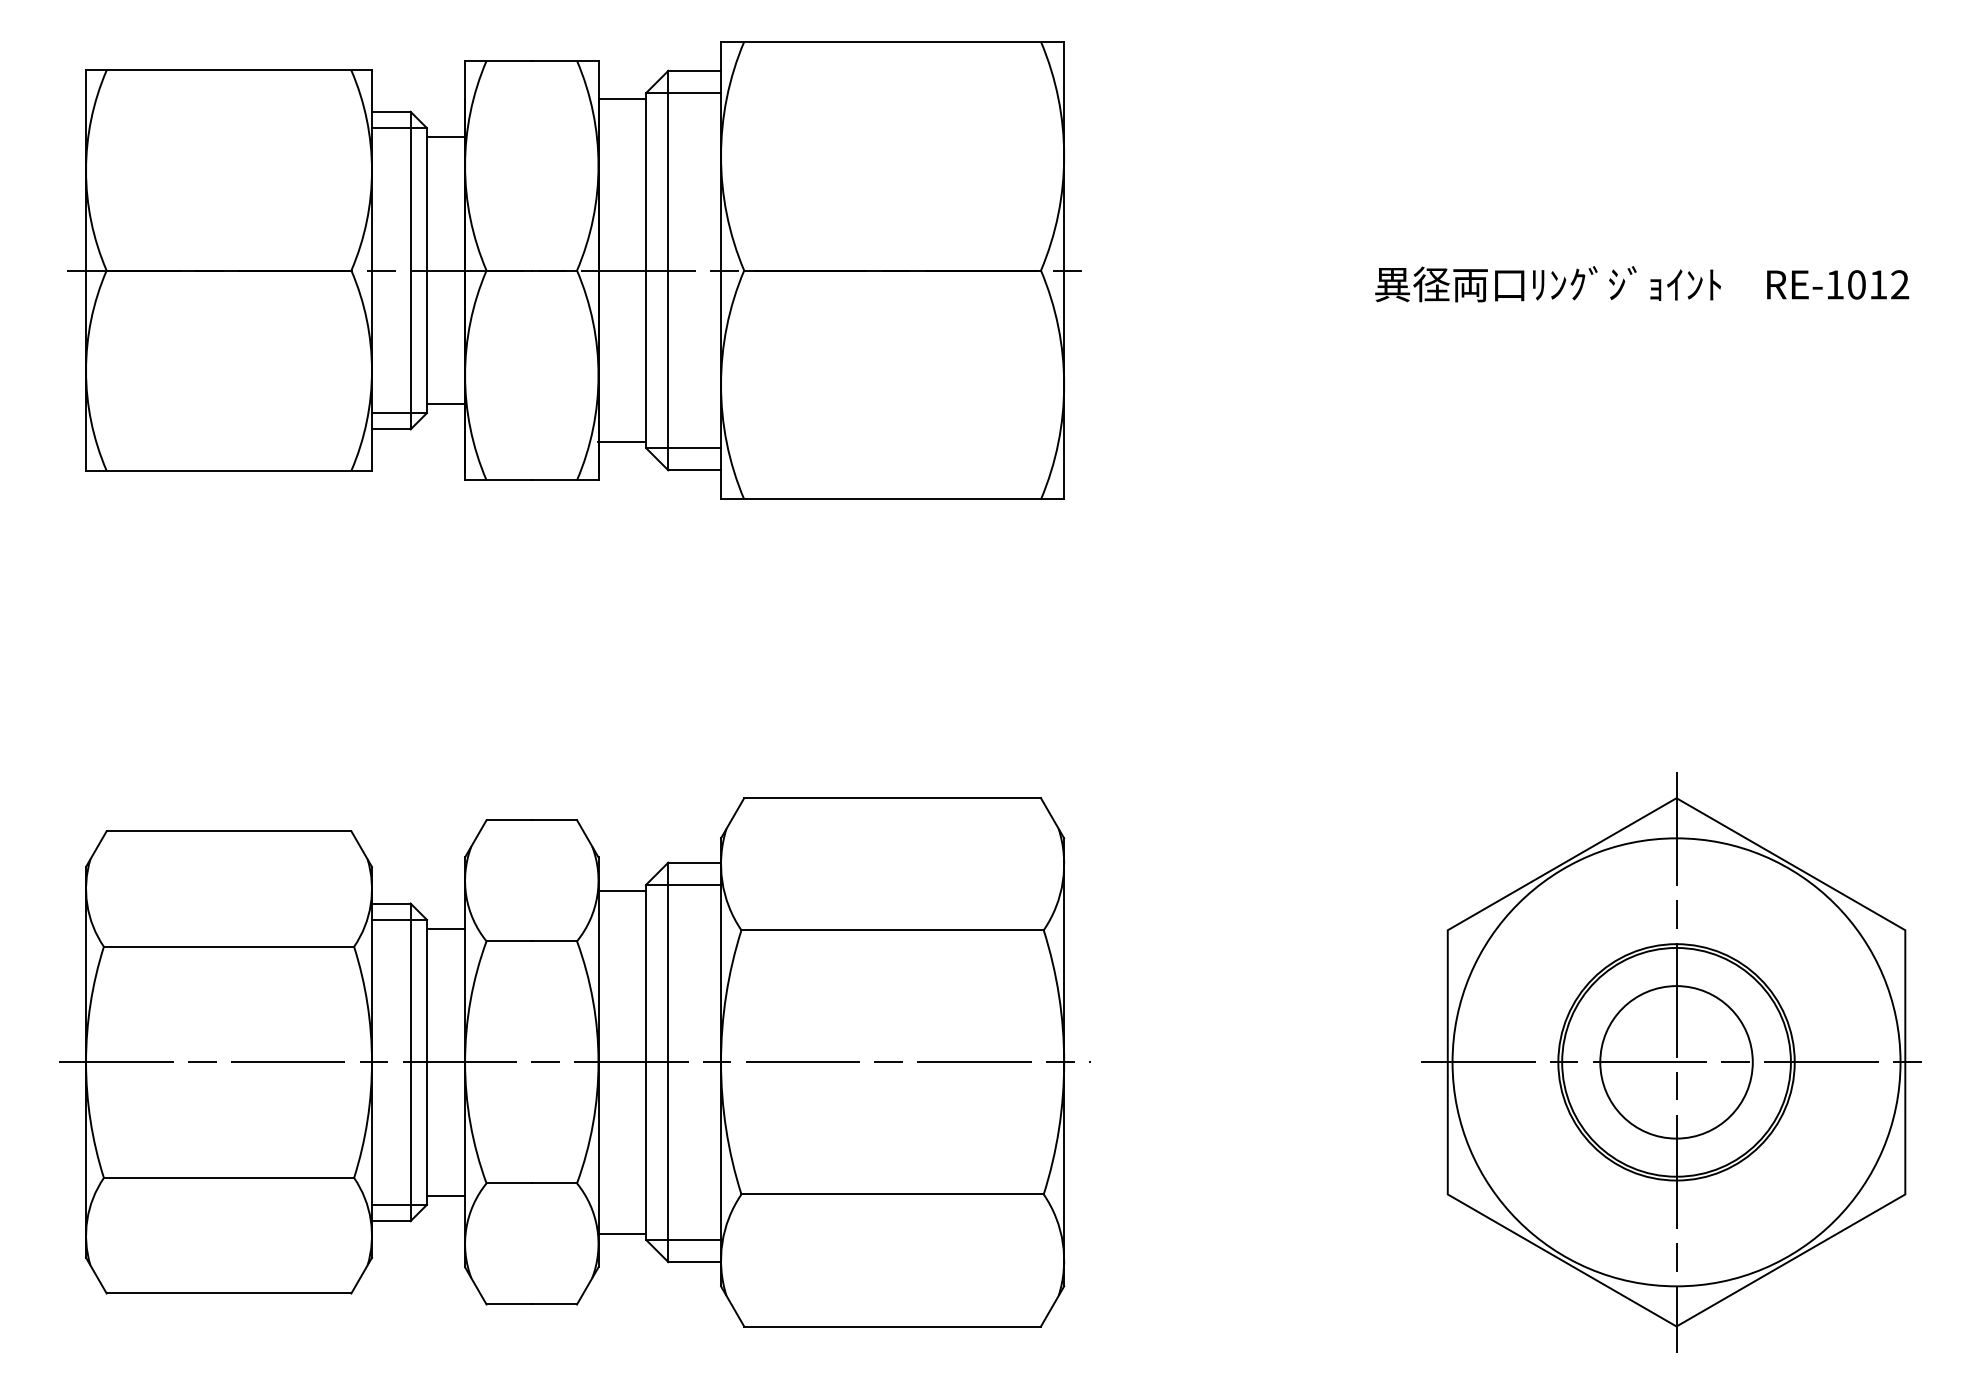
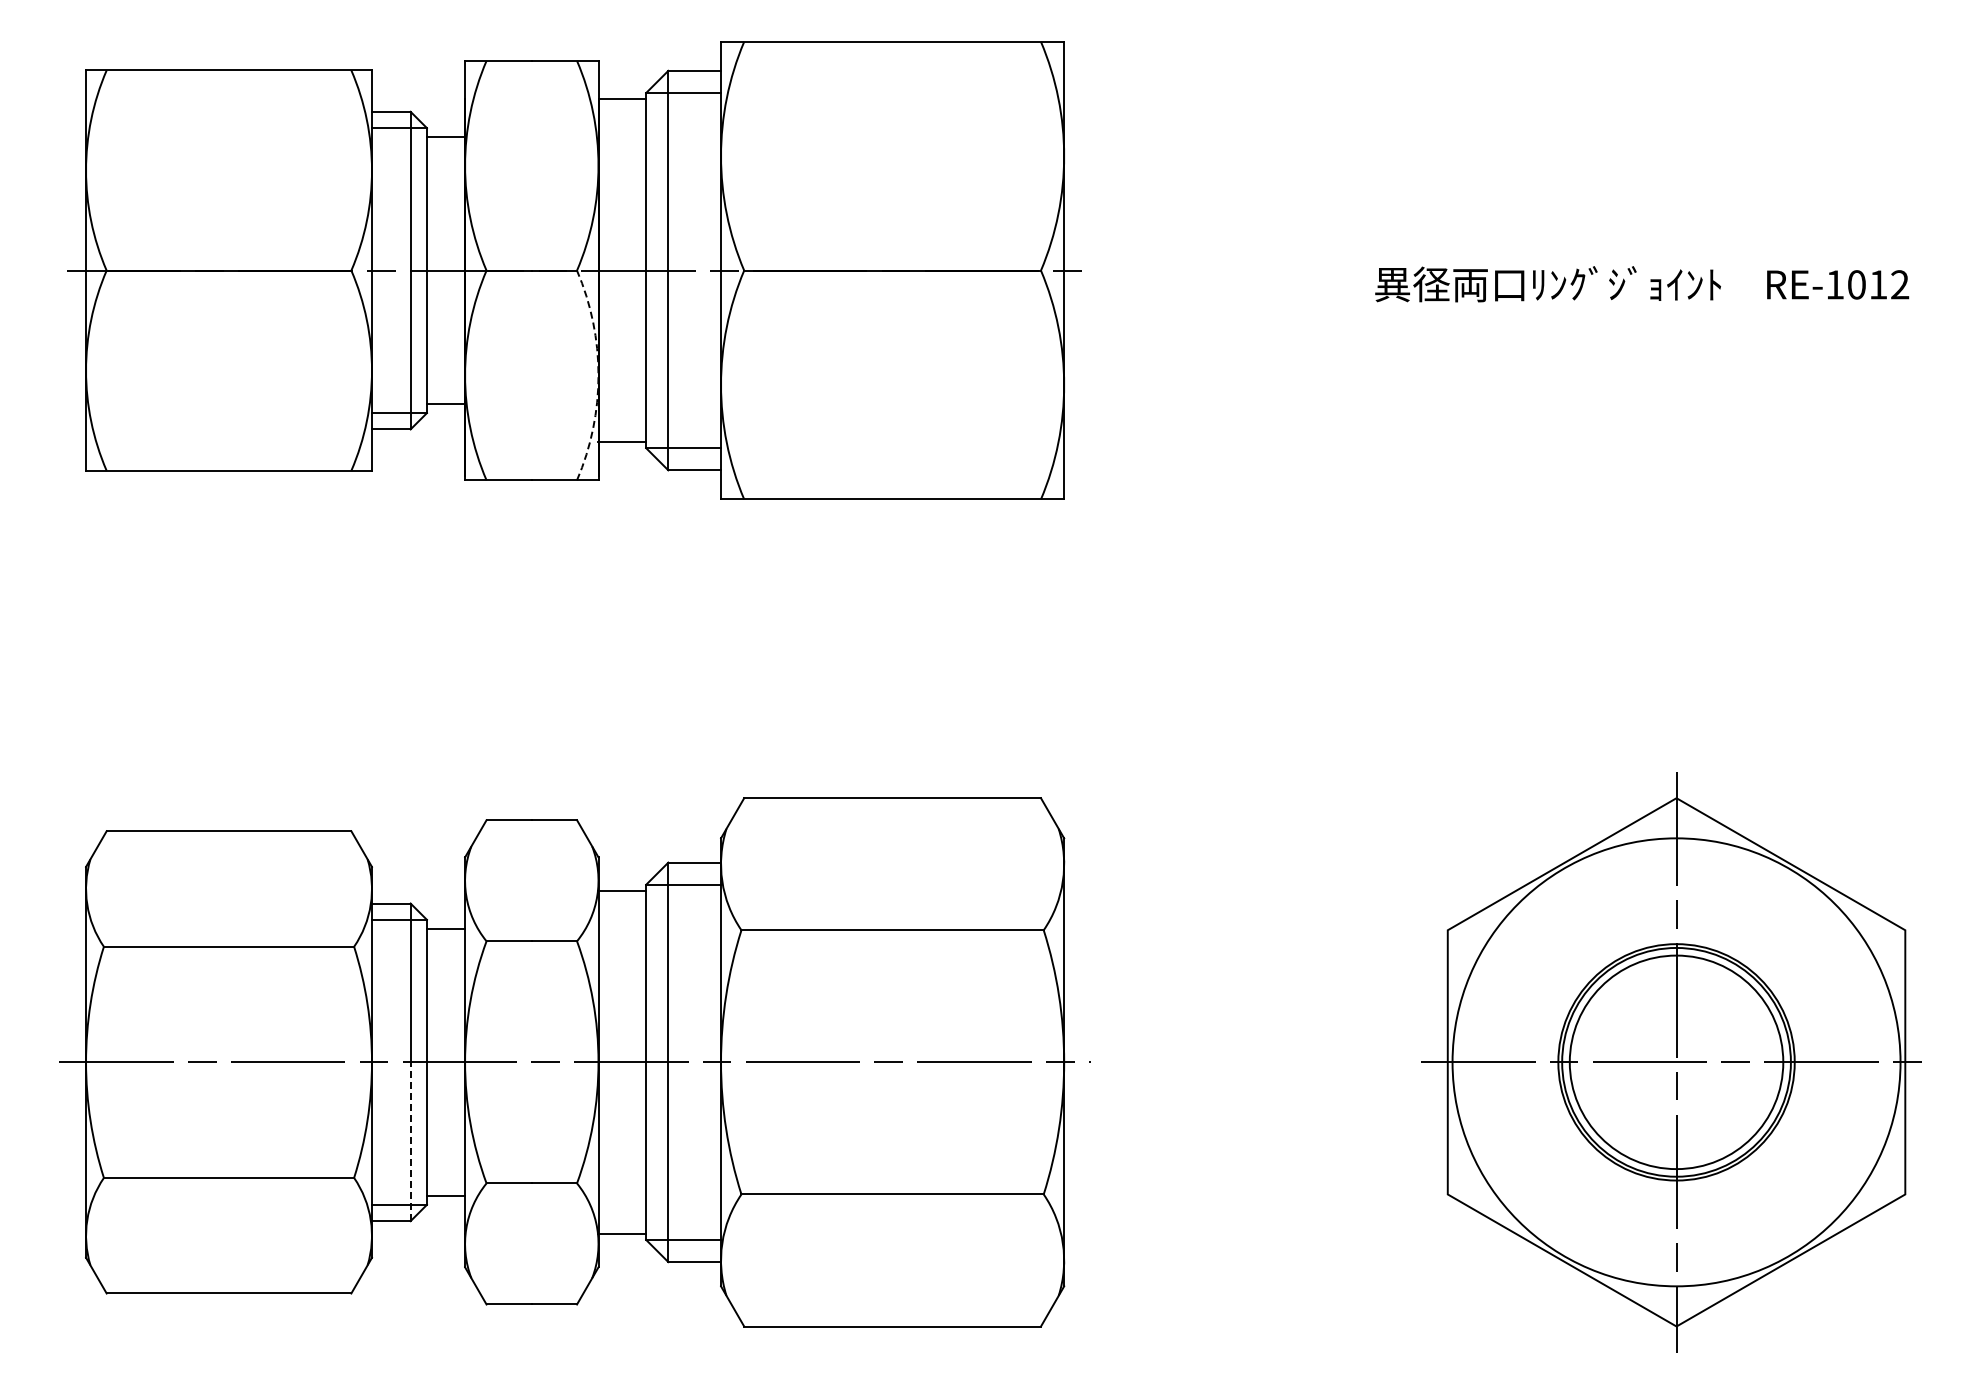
arc: solid -> dashed (598, 375)
circle diameter: 153 px -> 214 px (1676, 1062)
line: solid -> dashed (410, 1141)
